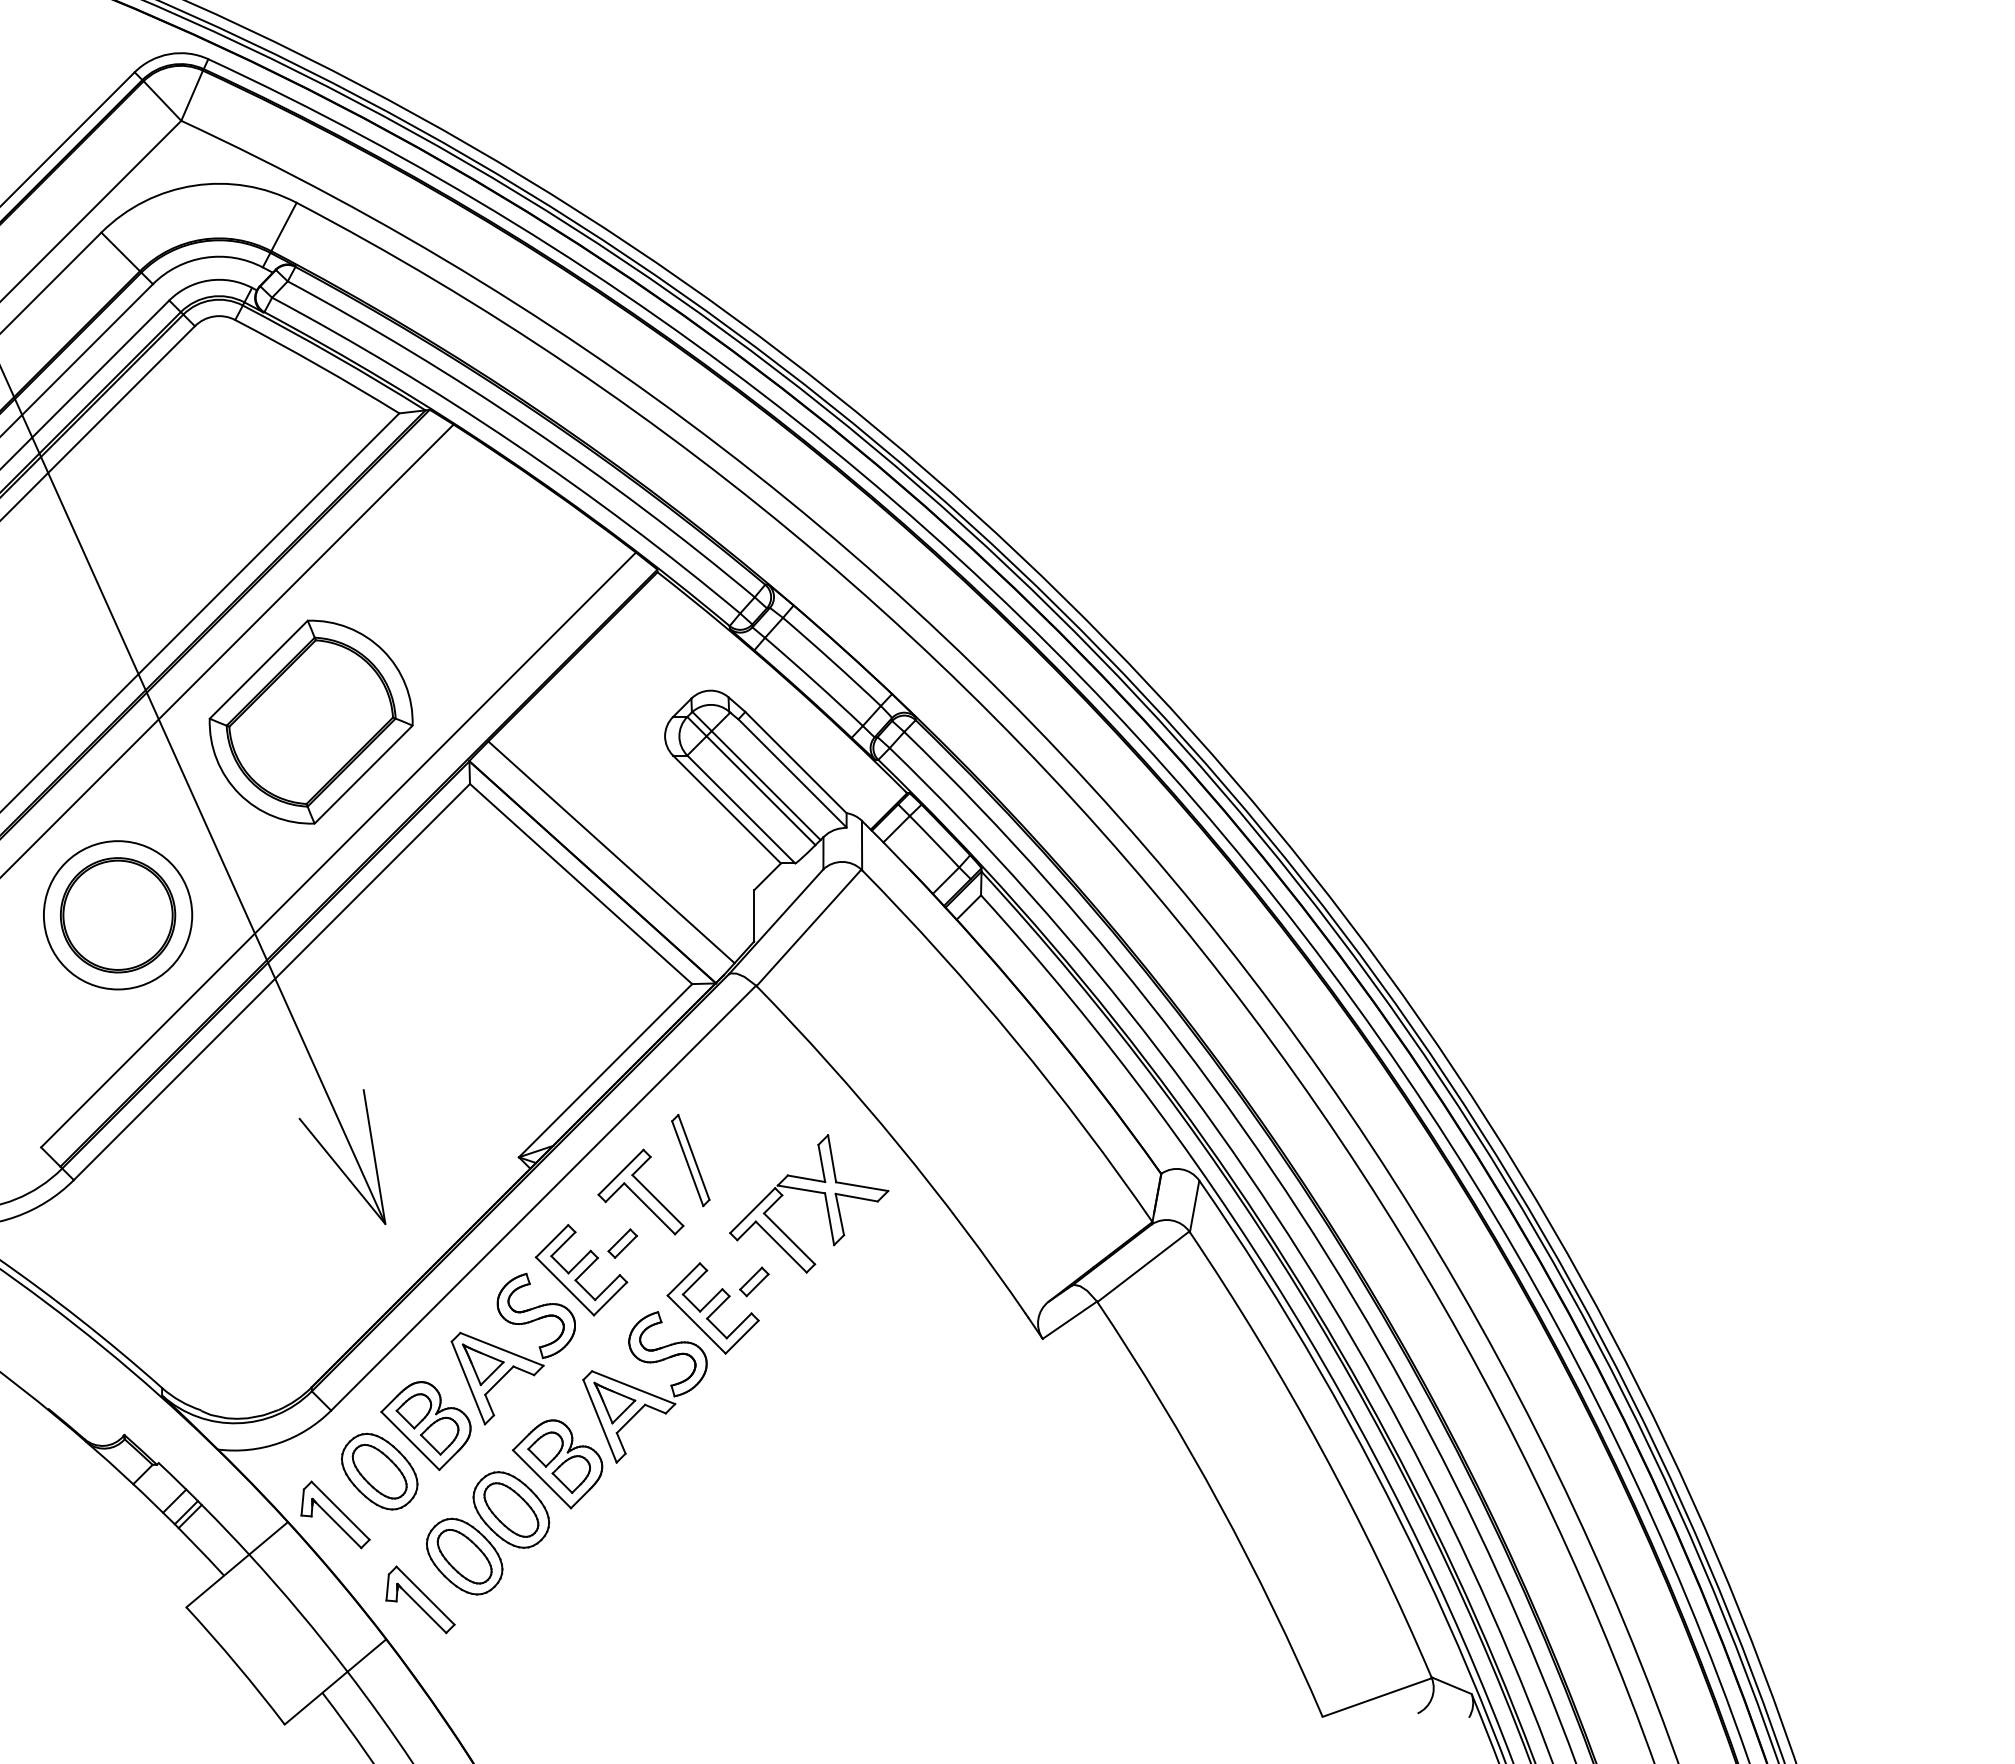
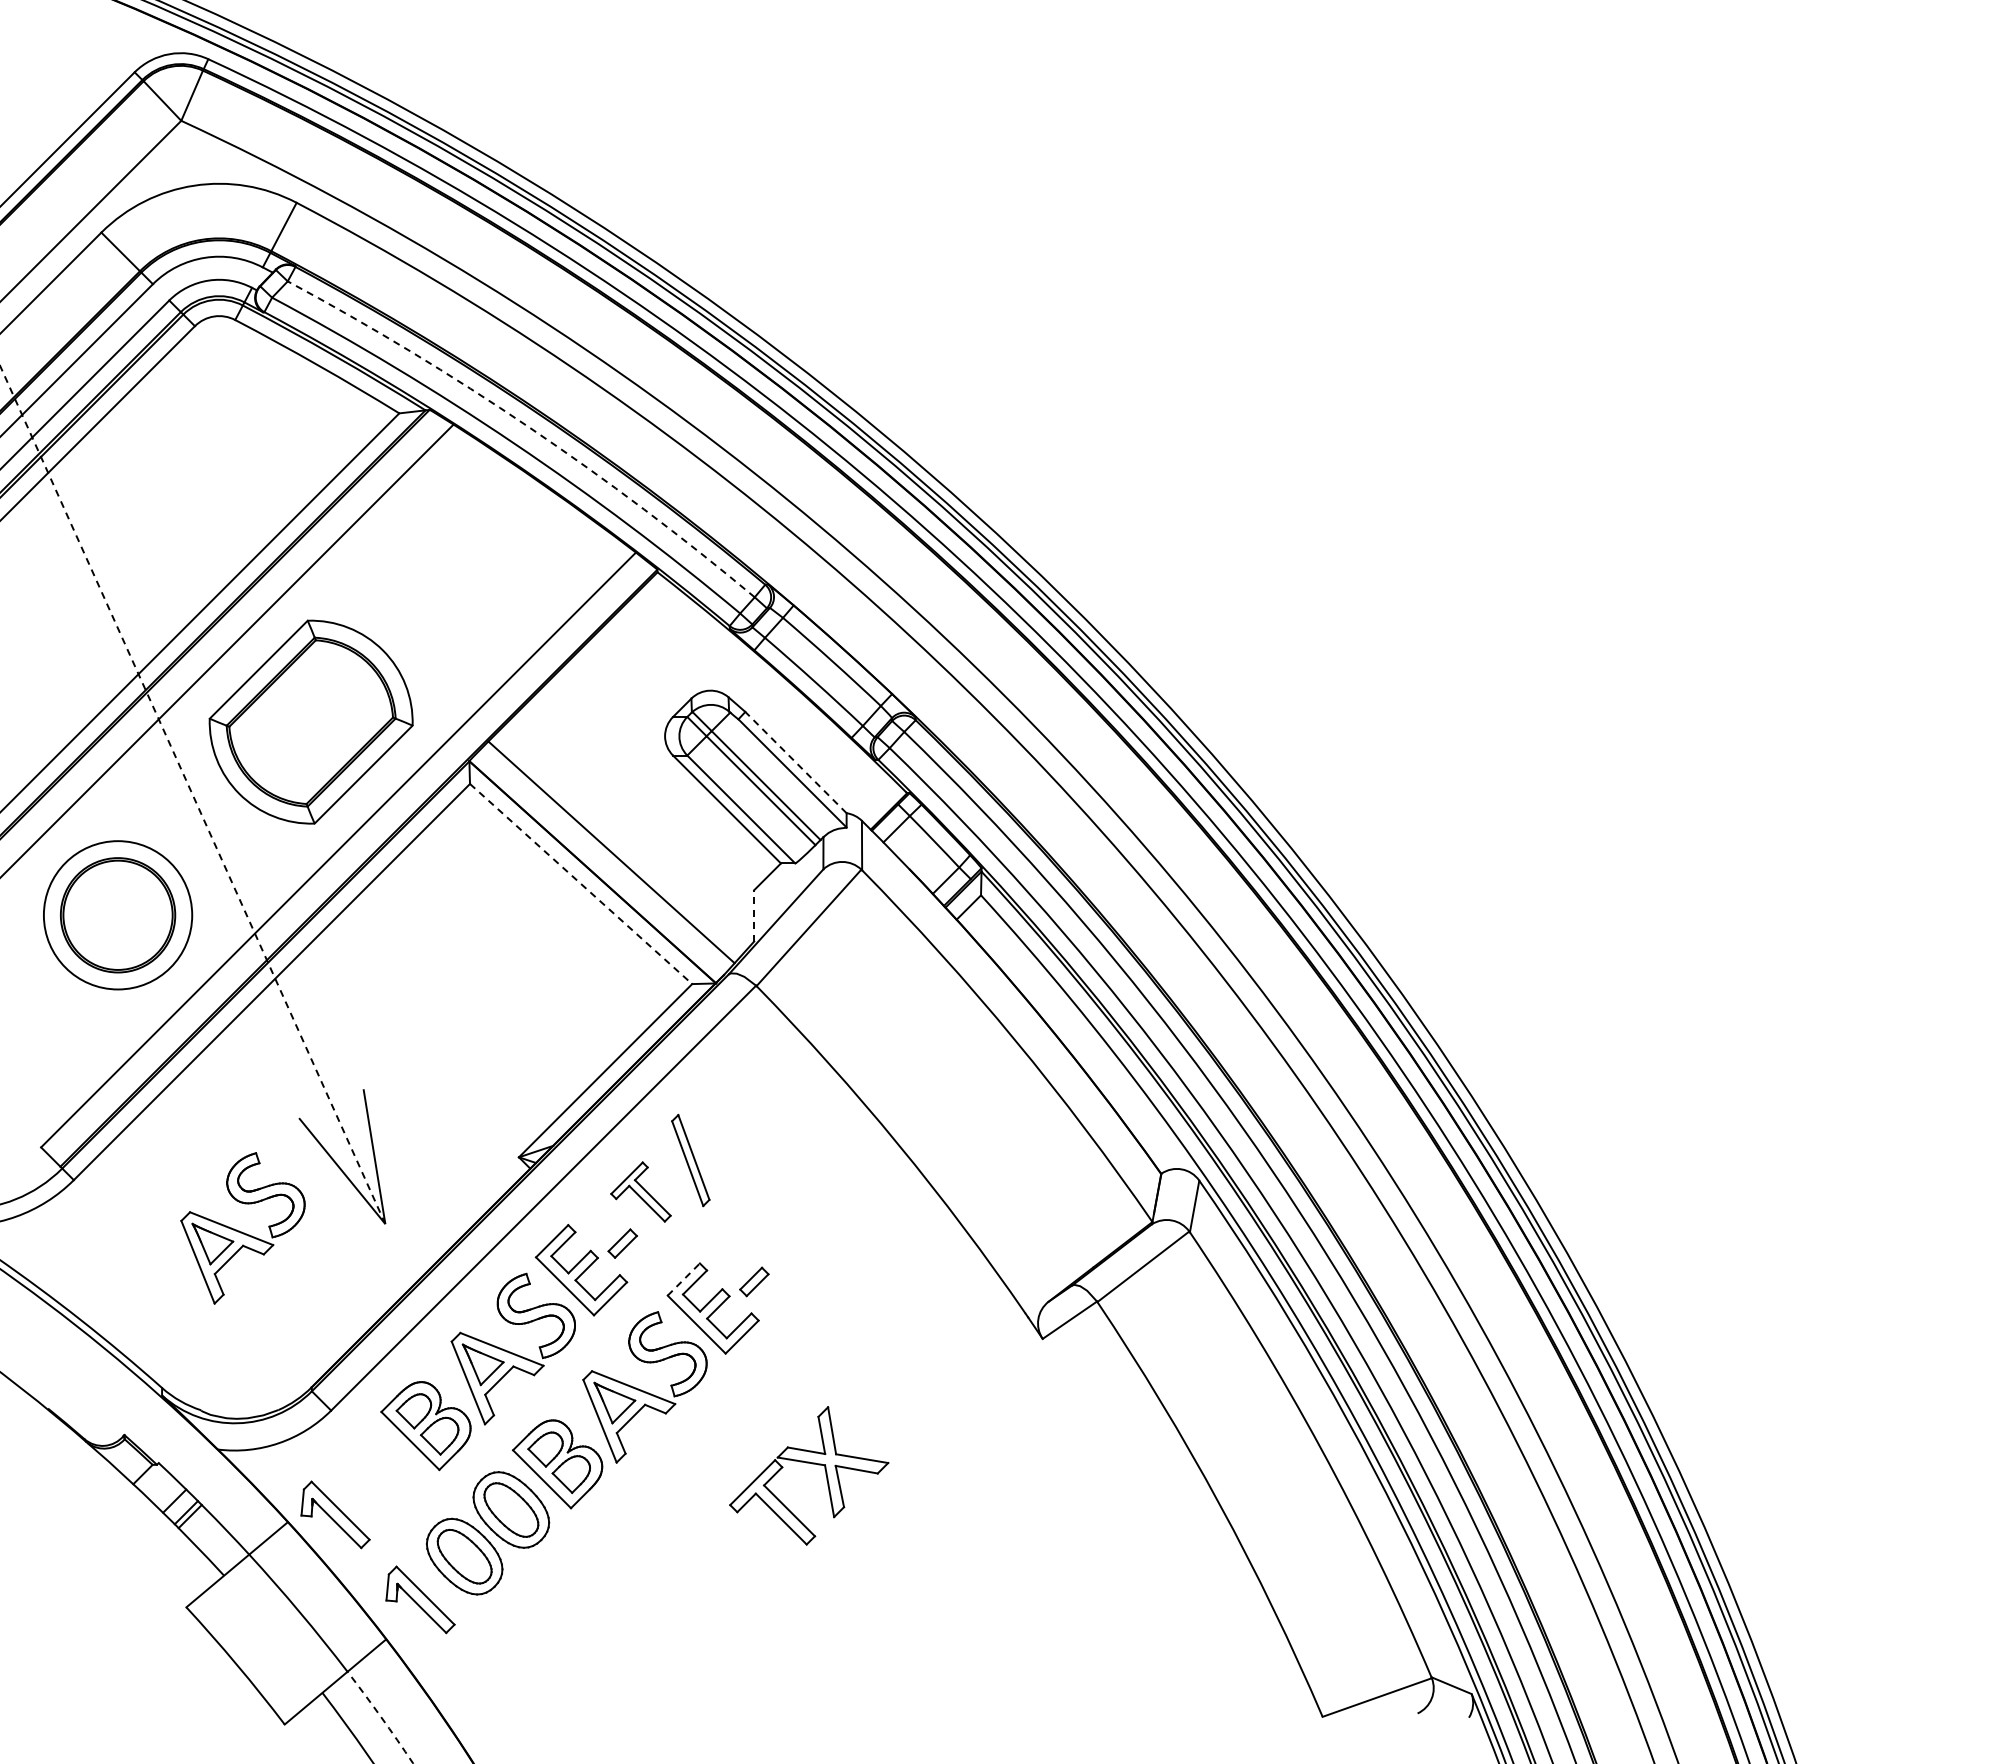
arc: solid -> dashed (529, 427)
line: solid -> dashed (796, 762)
line: solid -> dashed (192, 794)
line: solid -> dashed (581, 884)
line: solid -> dashed (754, 915)
part size: 88x88 px -> 62x62 px (640, 1191)
part position: (812, 1192) -> (812, 1464) (812, 1464)
part: none -> present (242, 1228)
line: solid -> dashed (683, 1279)
part: present -> none (379, 1471)
arc: solid -> dashed (381, 1717)
